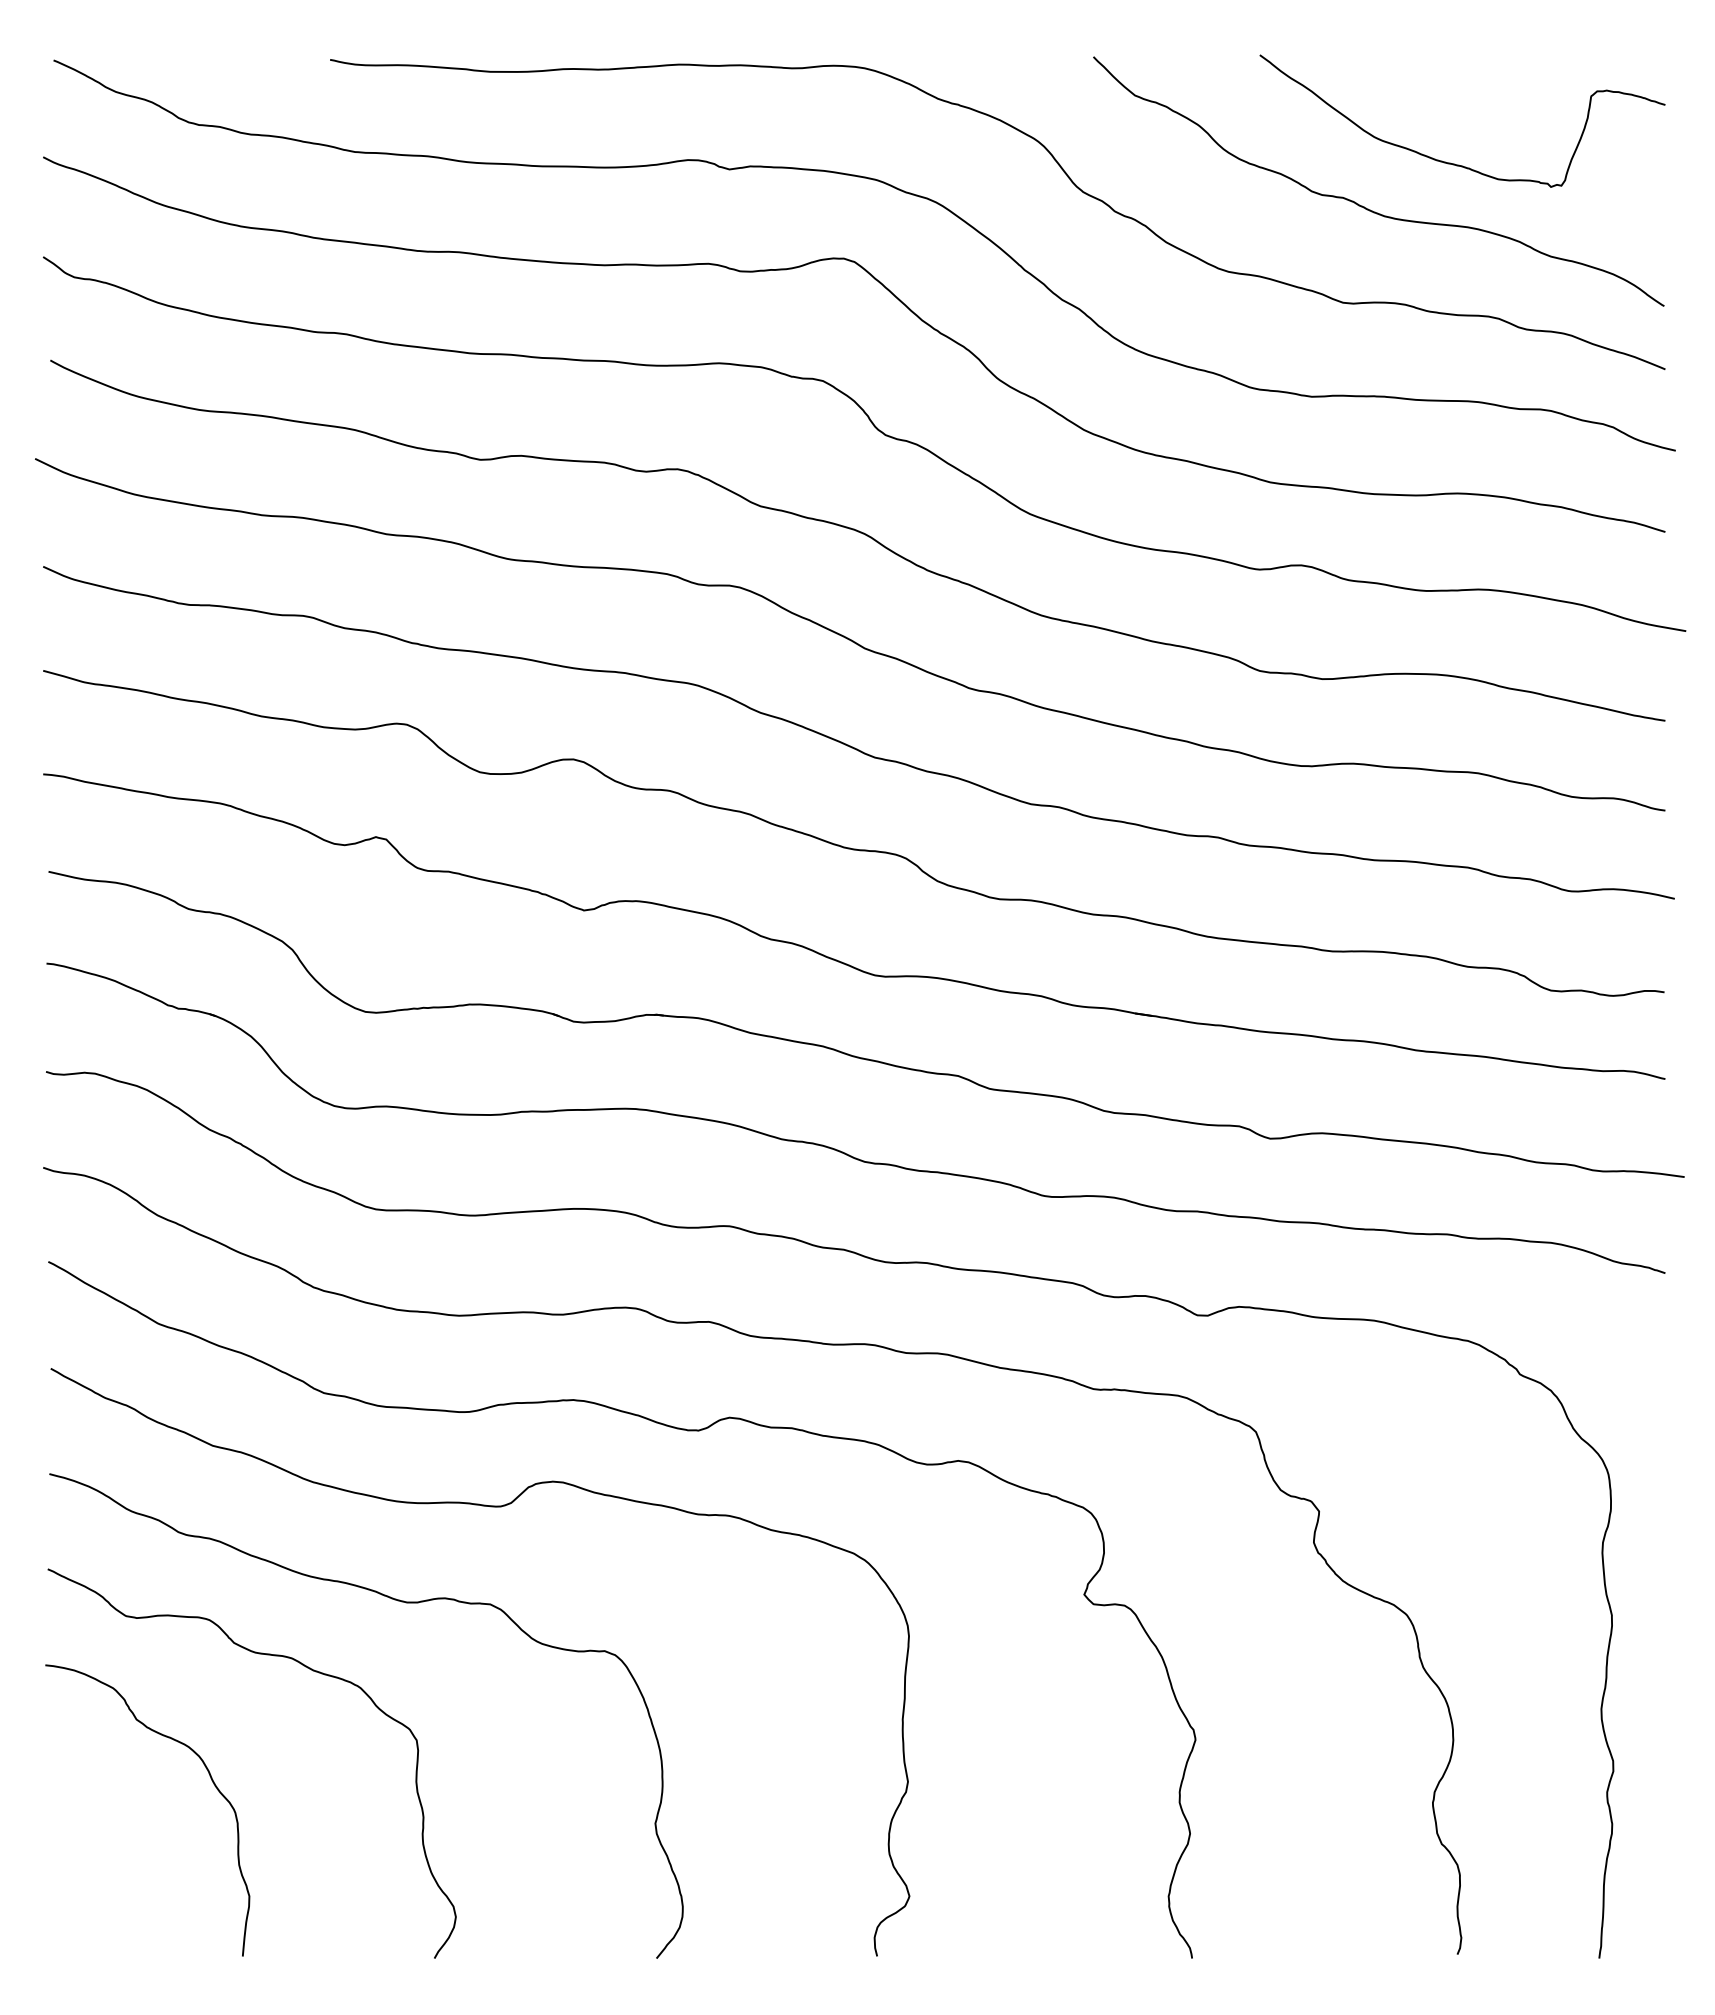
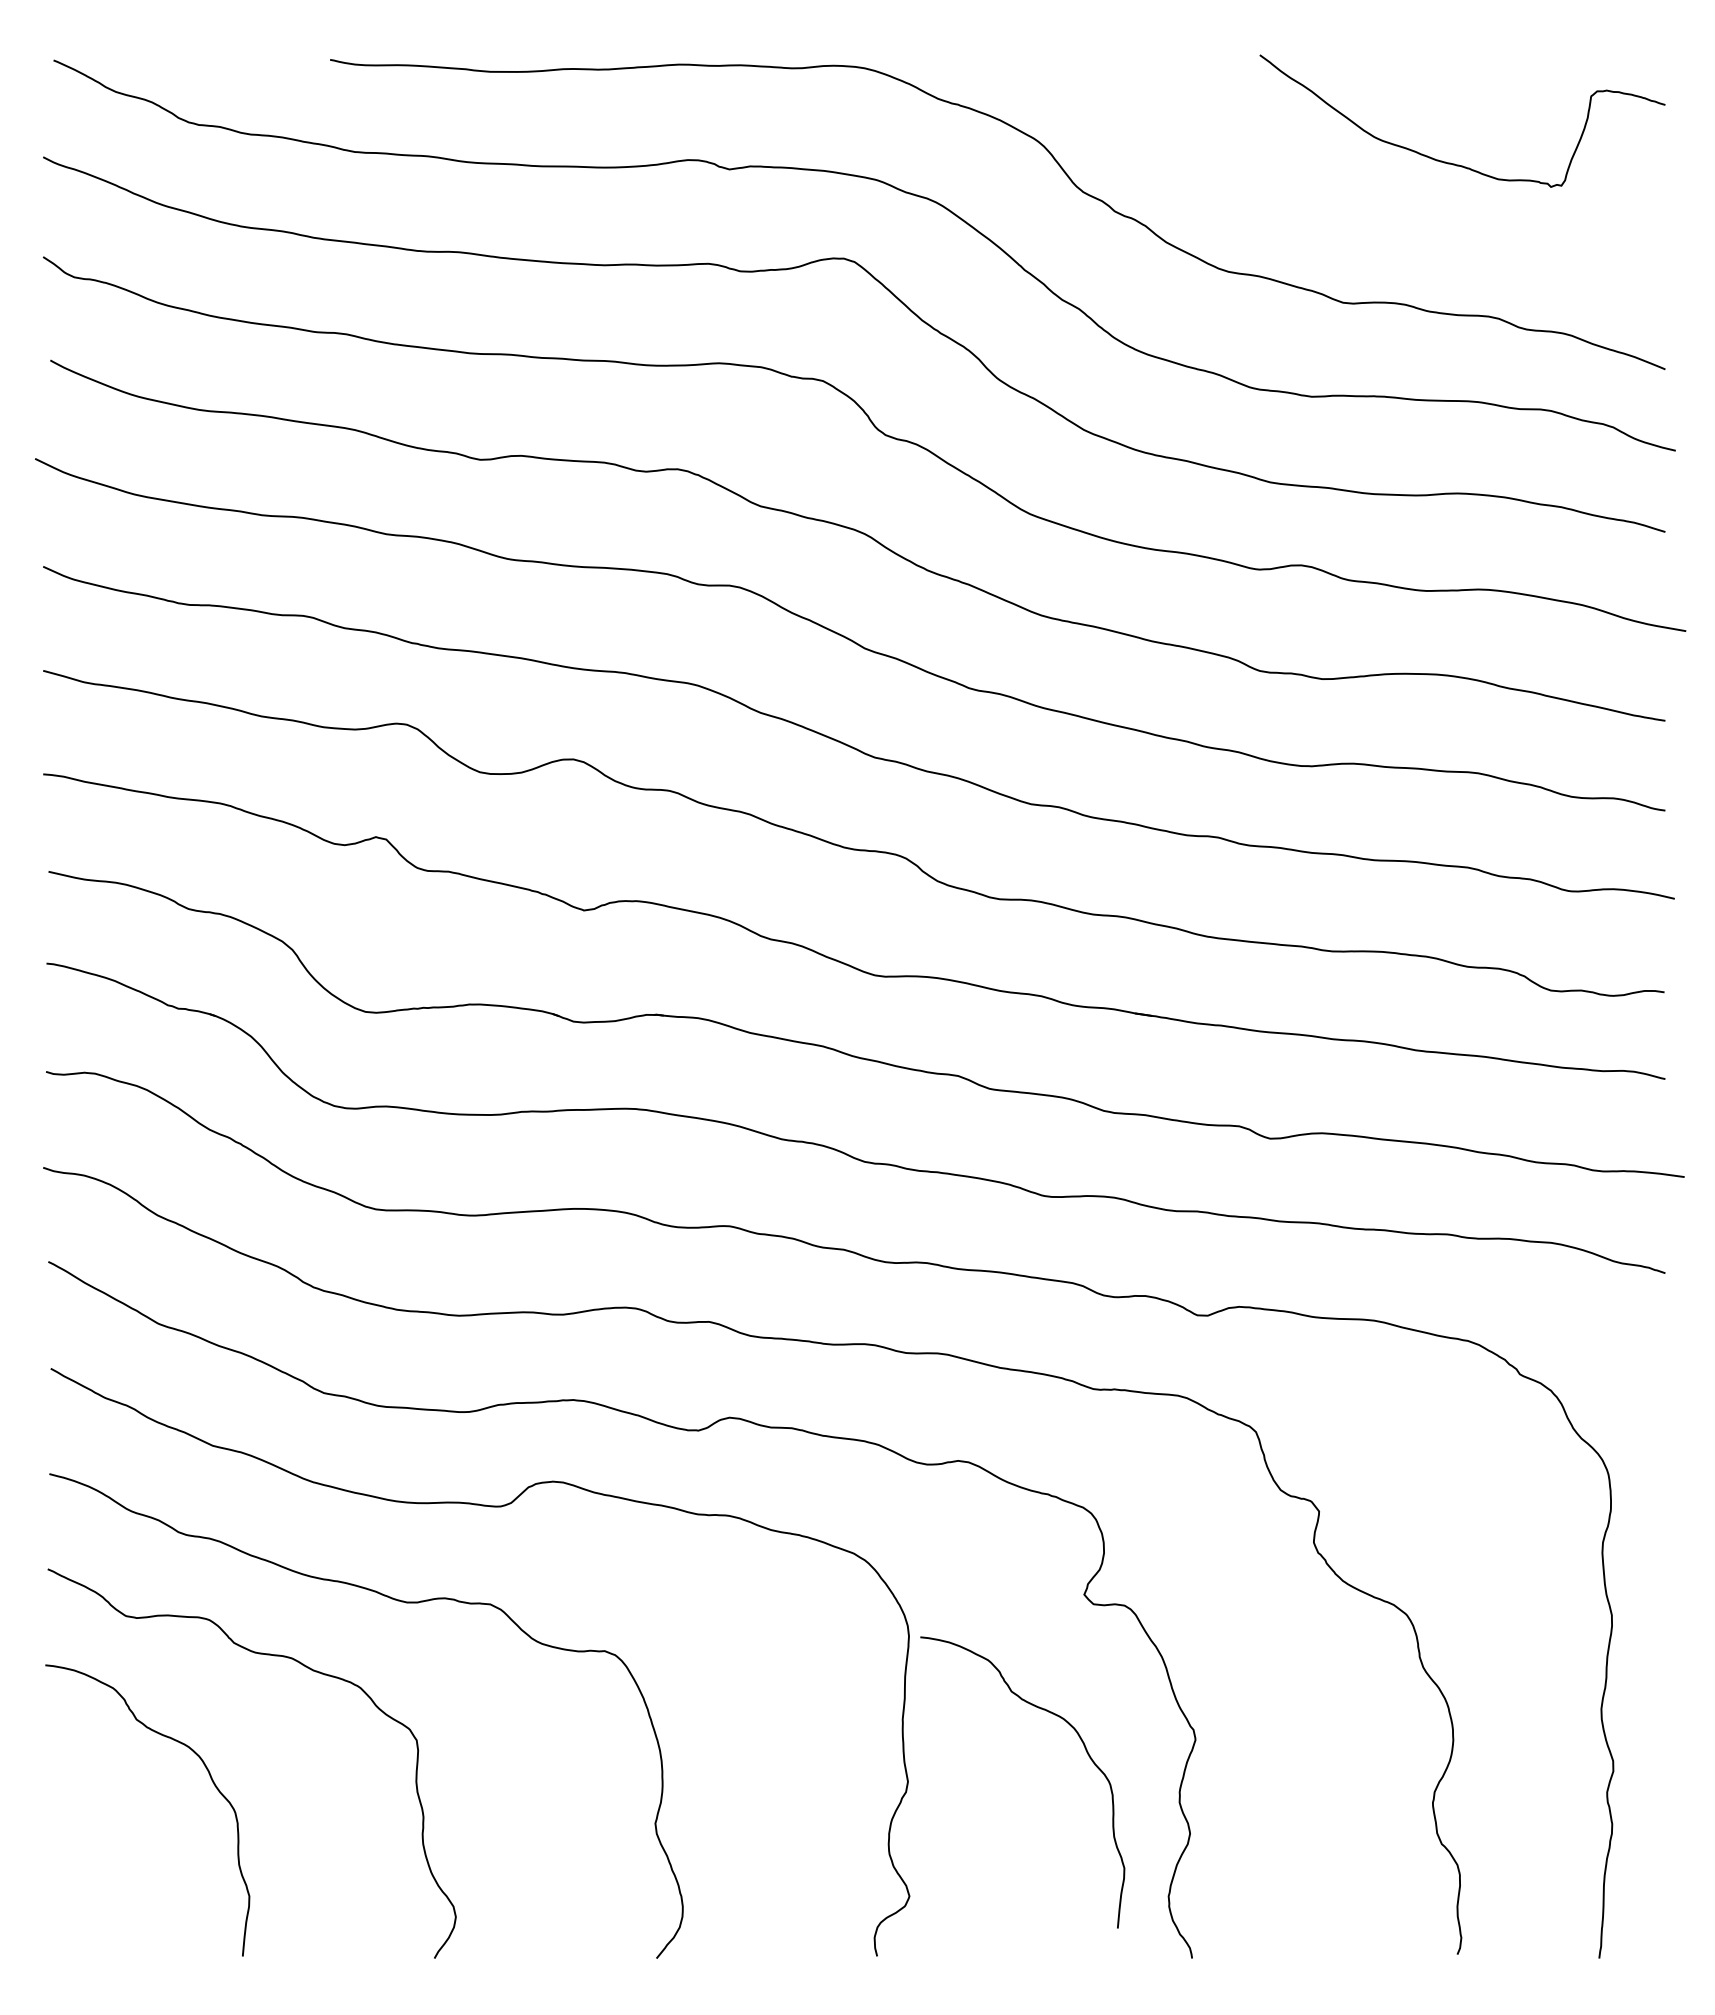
curve: present -> none (1366, 207)
curve: none -> present (1085, 1750)
